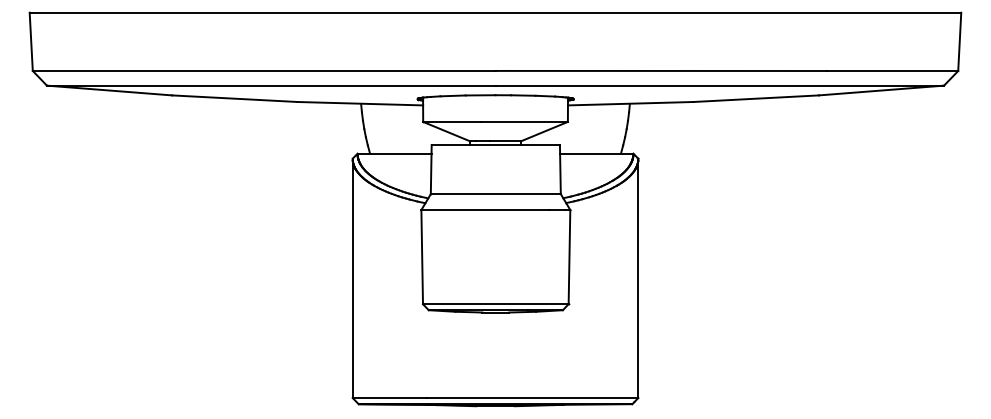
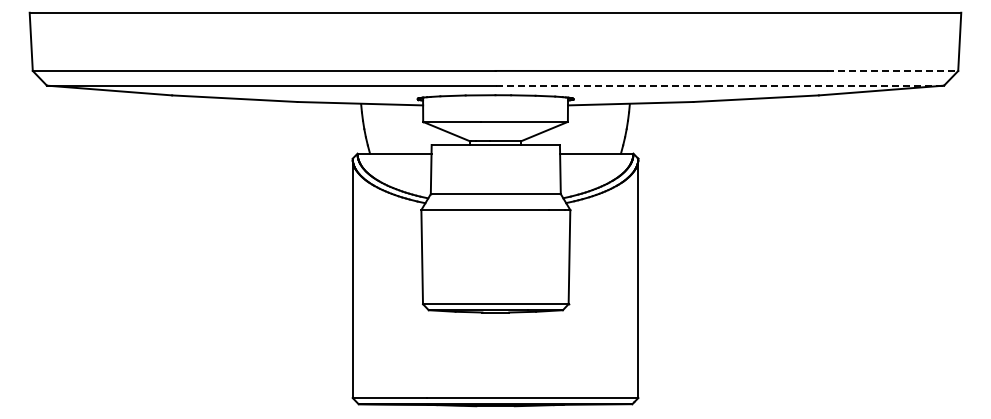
line: solid -> dashed (892, 71)
line: solid -> dashed (720, 85)
